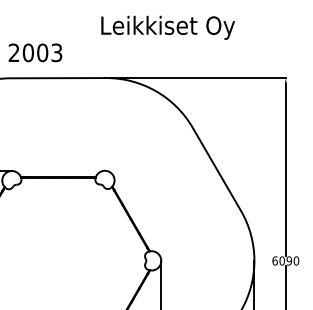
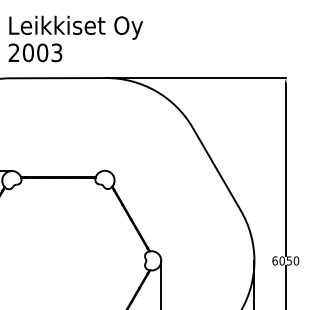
text position: (167, 27) -> (75, 27) (75, 27)
text: 6090 -> 6050 (289, 260)
